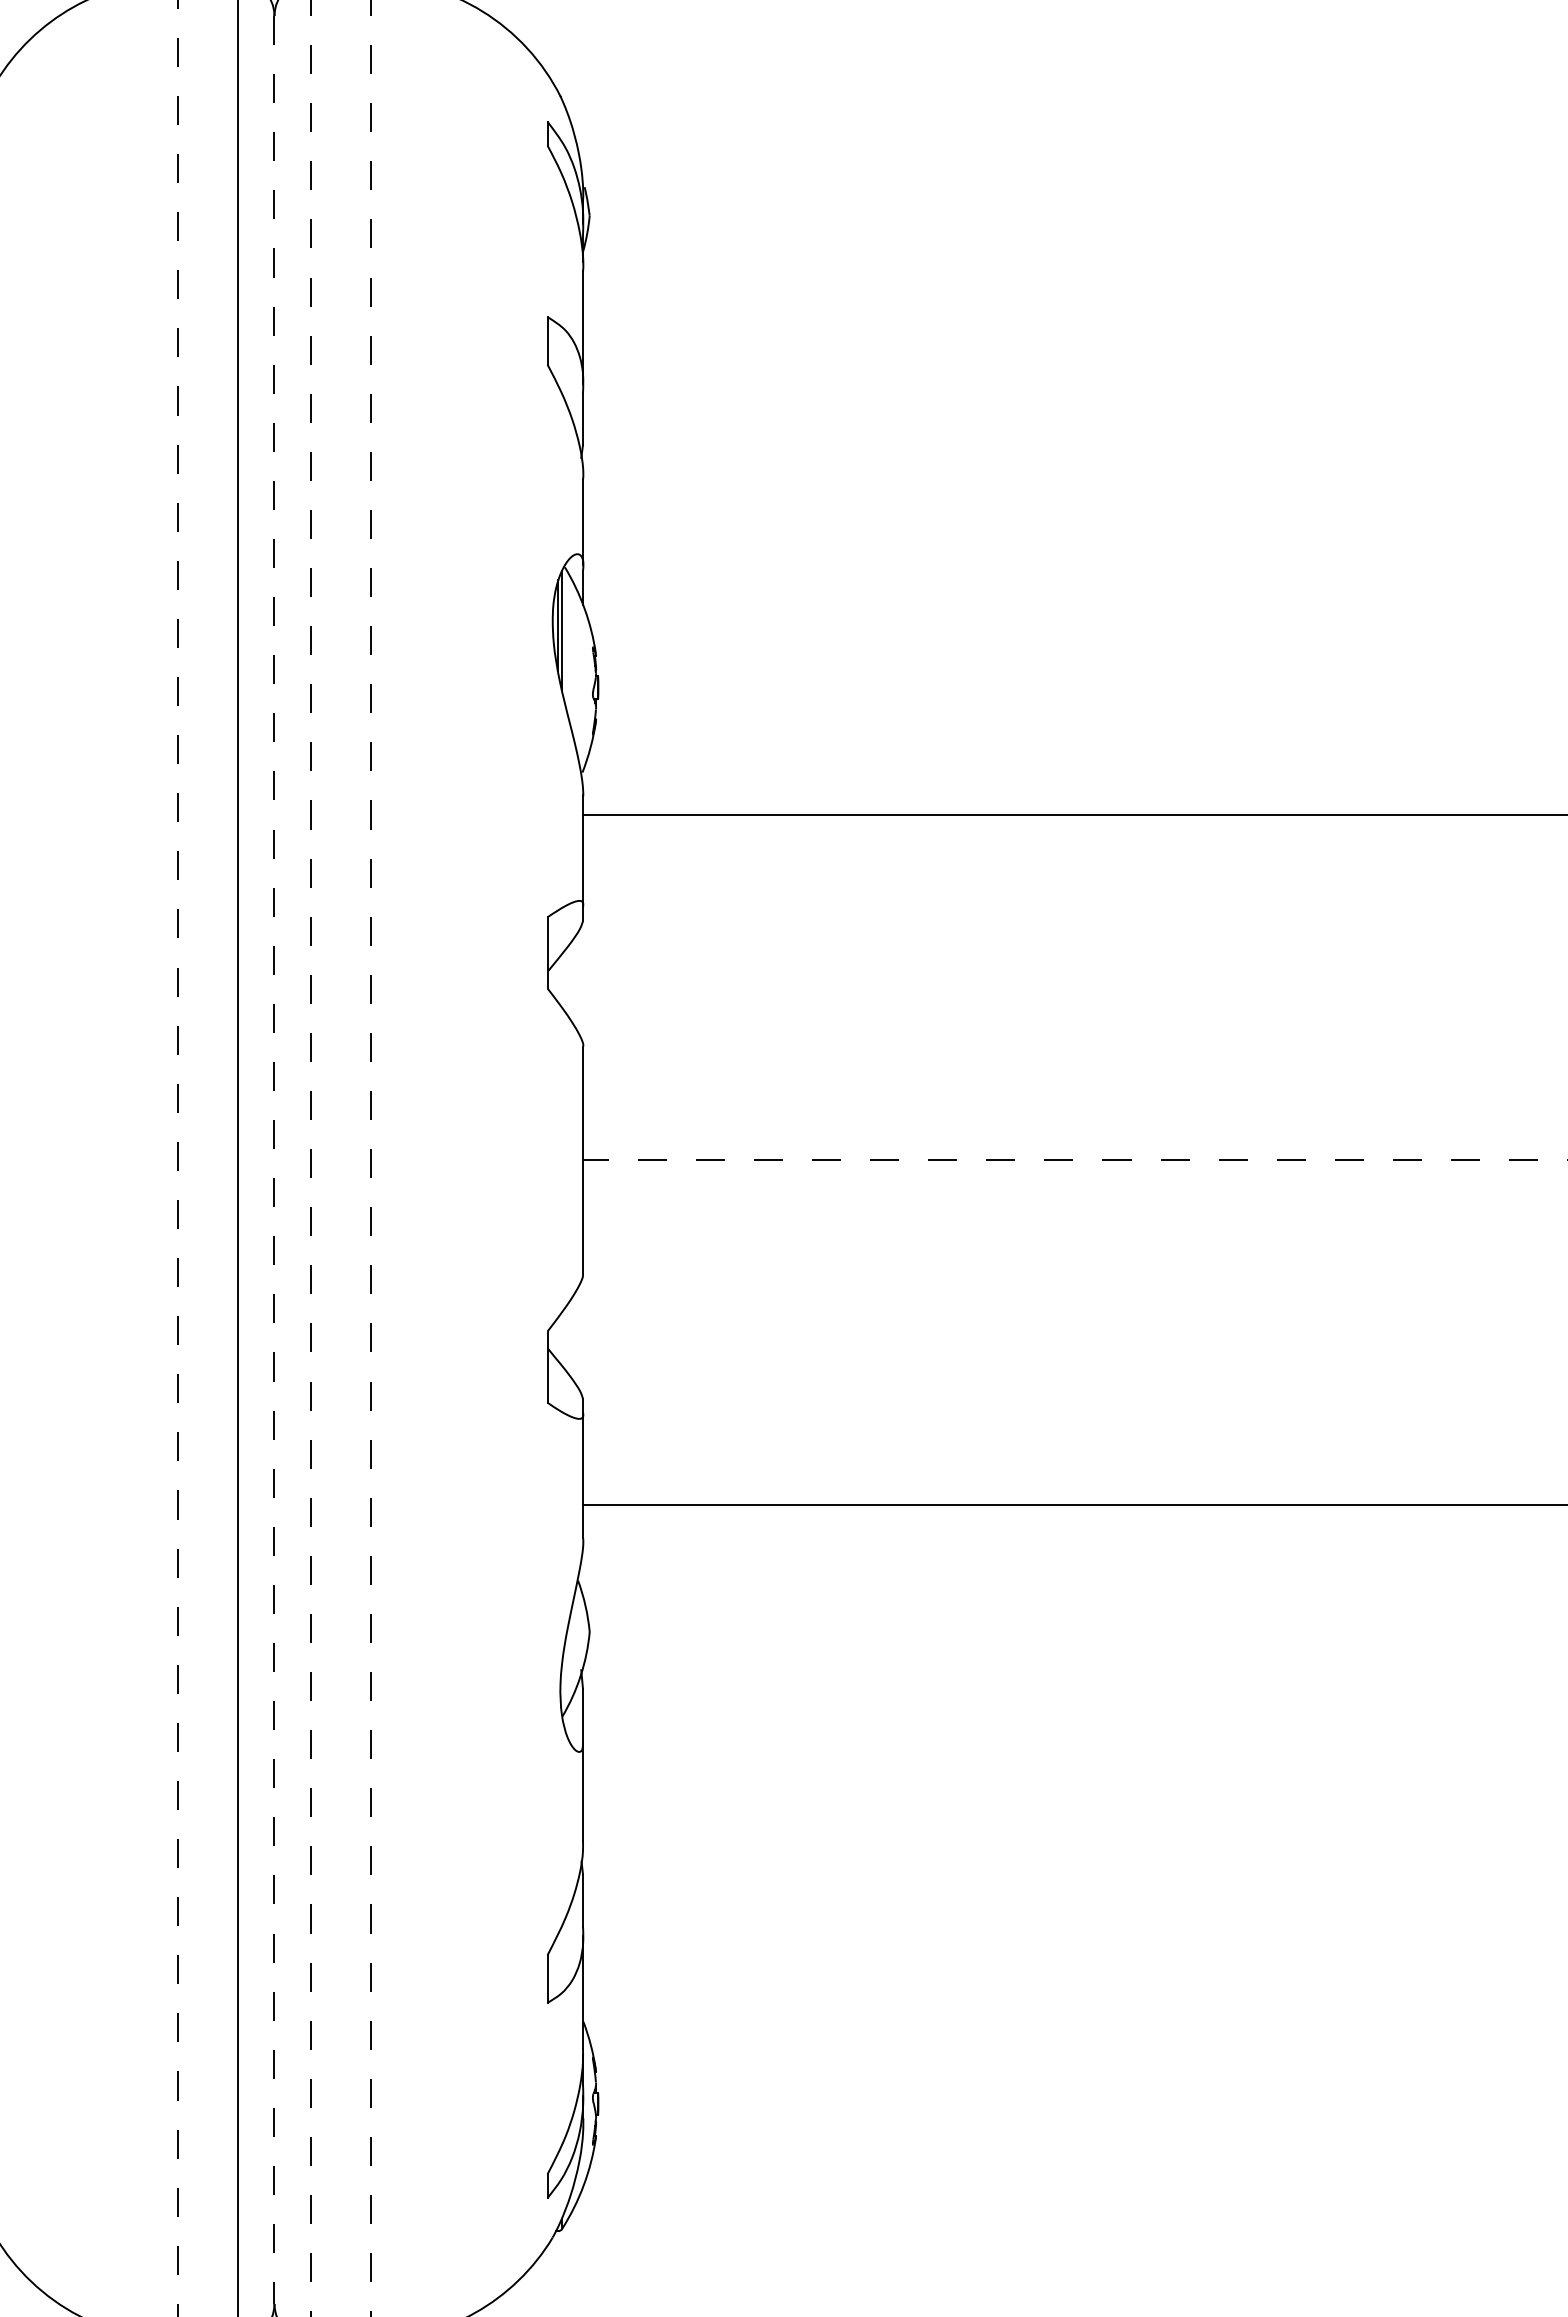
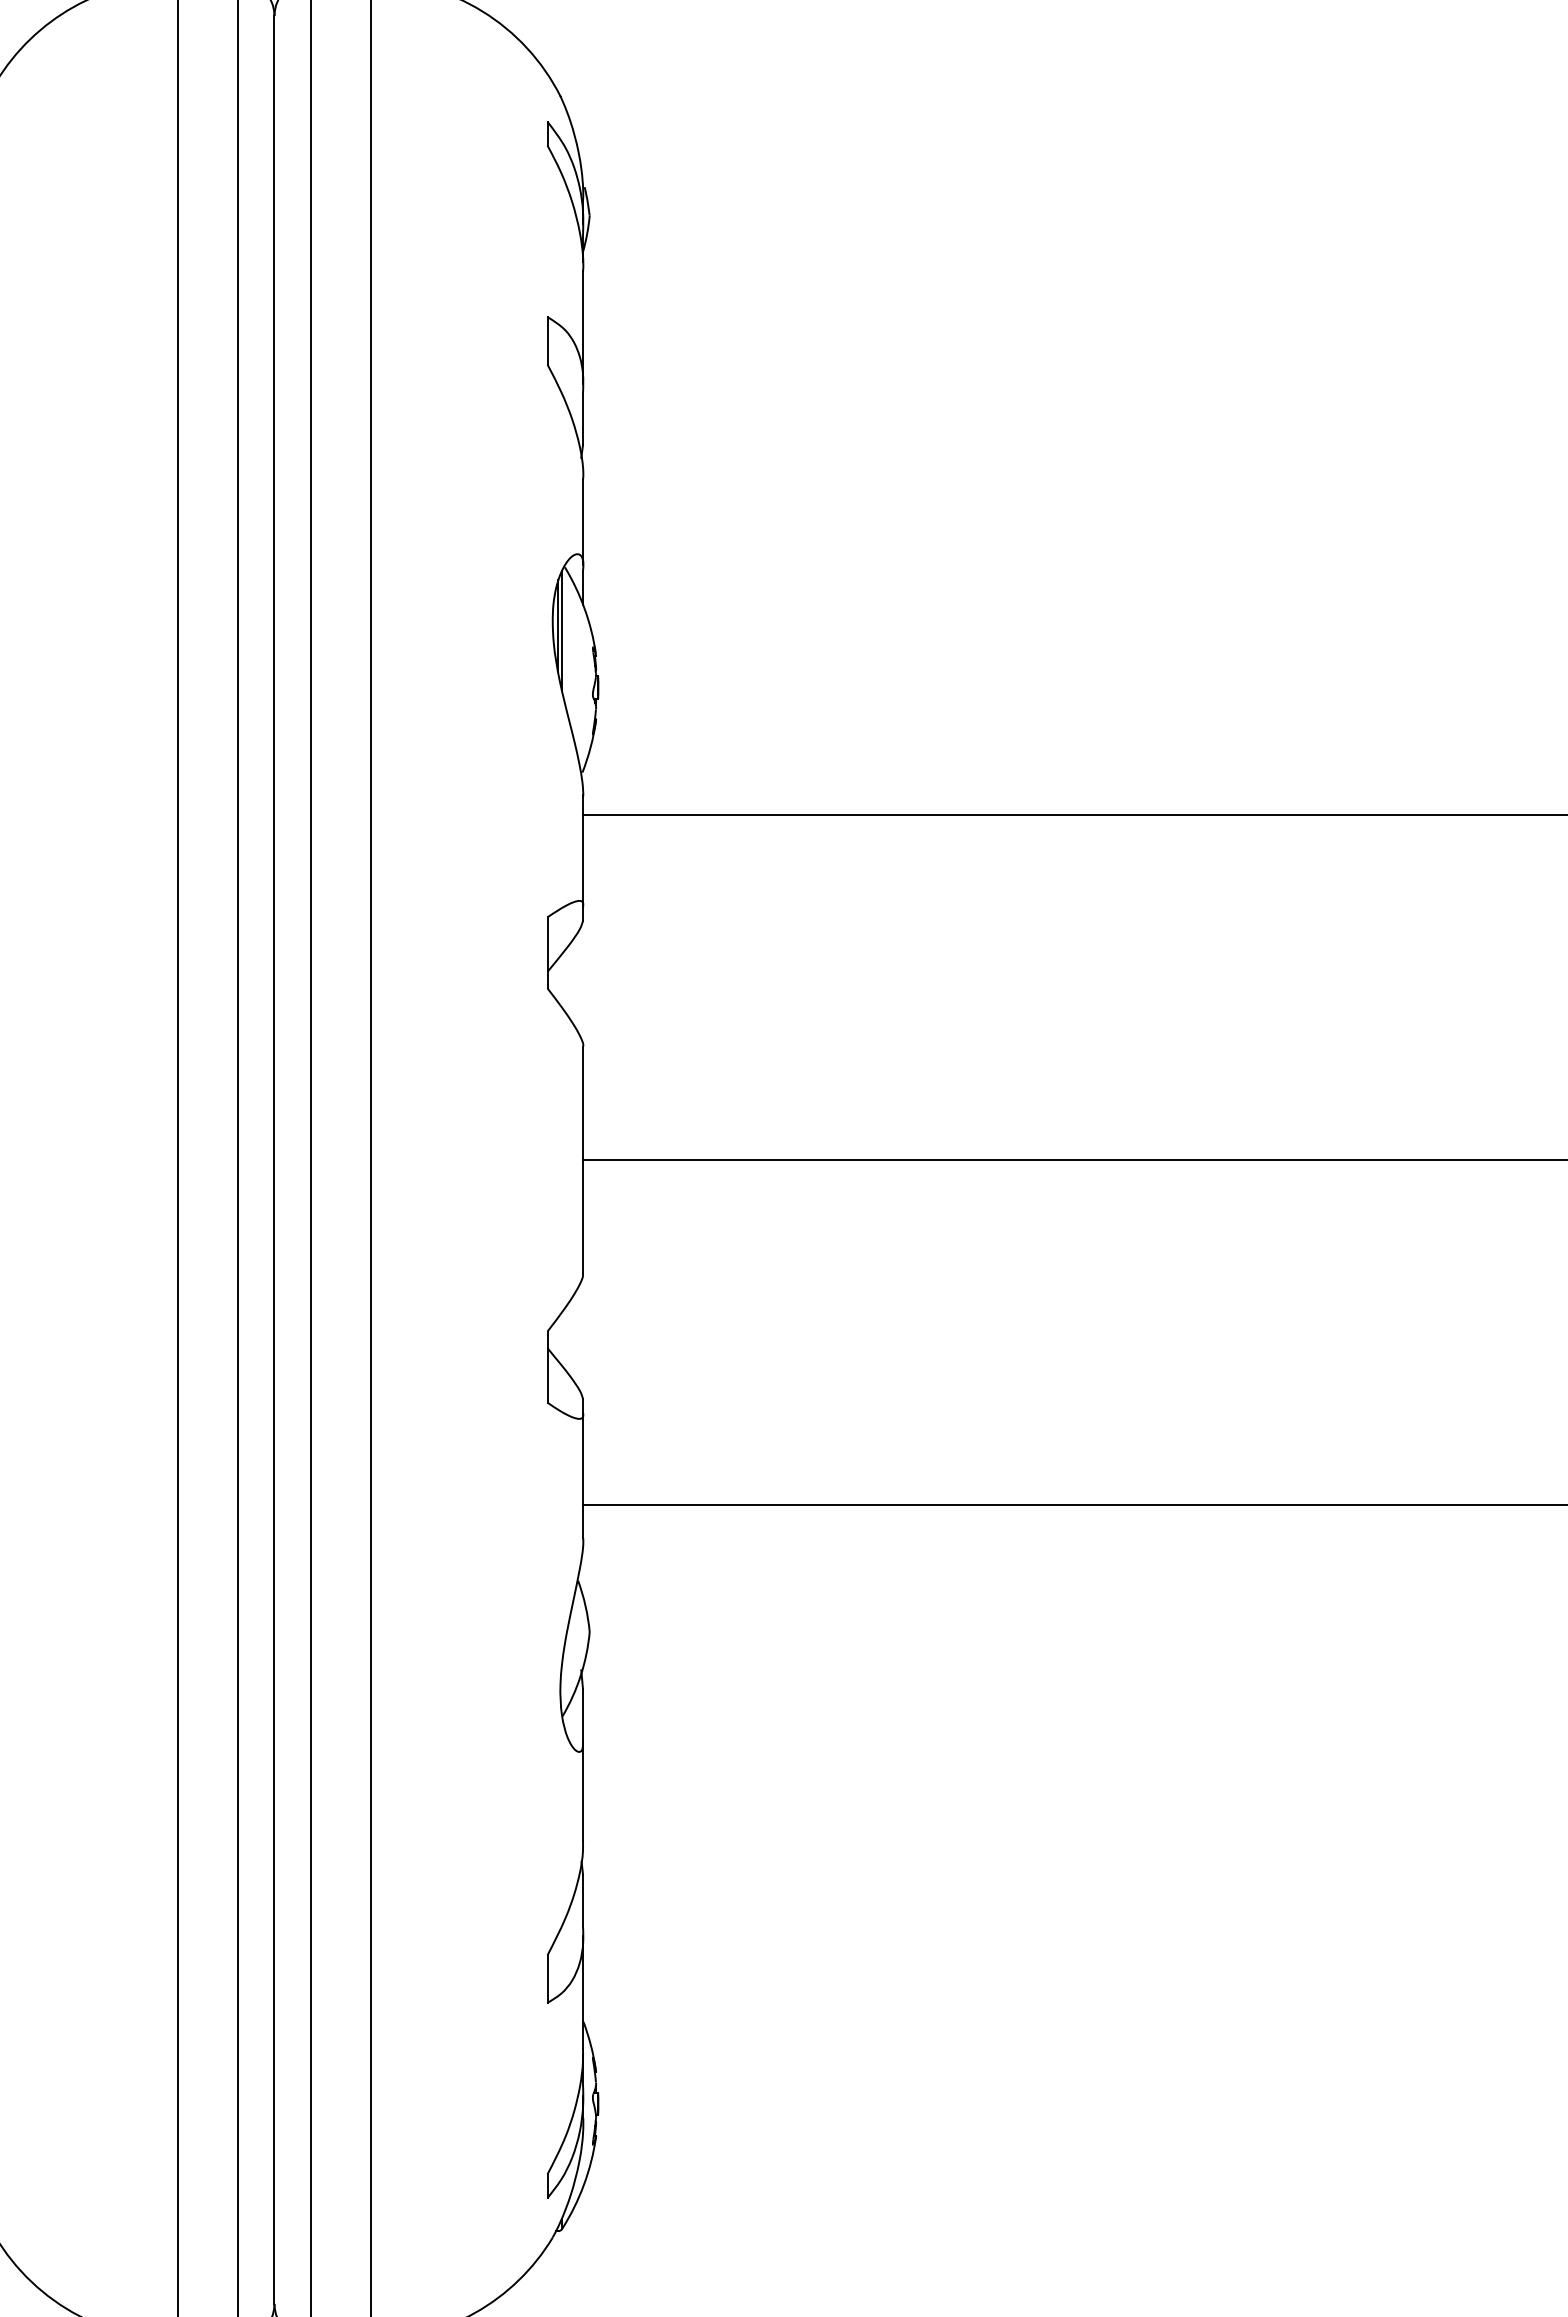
line: dashed -> solid (177, 1158)
line: dashed -> solid (310, 1158)
line: dashed -> solid (370, 1158)
line: dashed -> solid (274, 1159)
line: dashed -> solid (1075, 1159)
